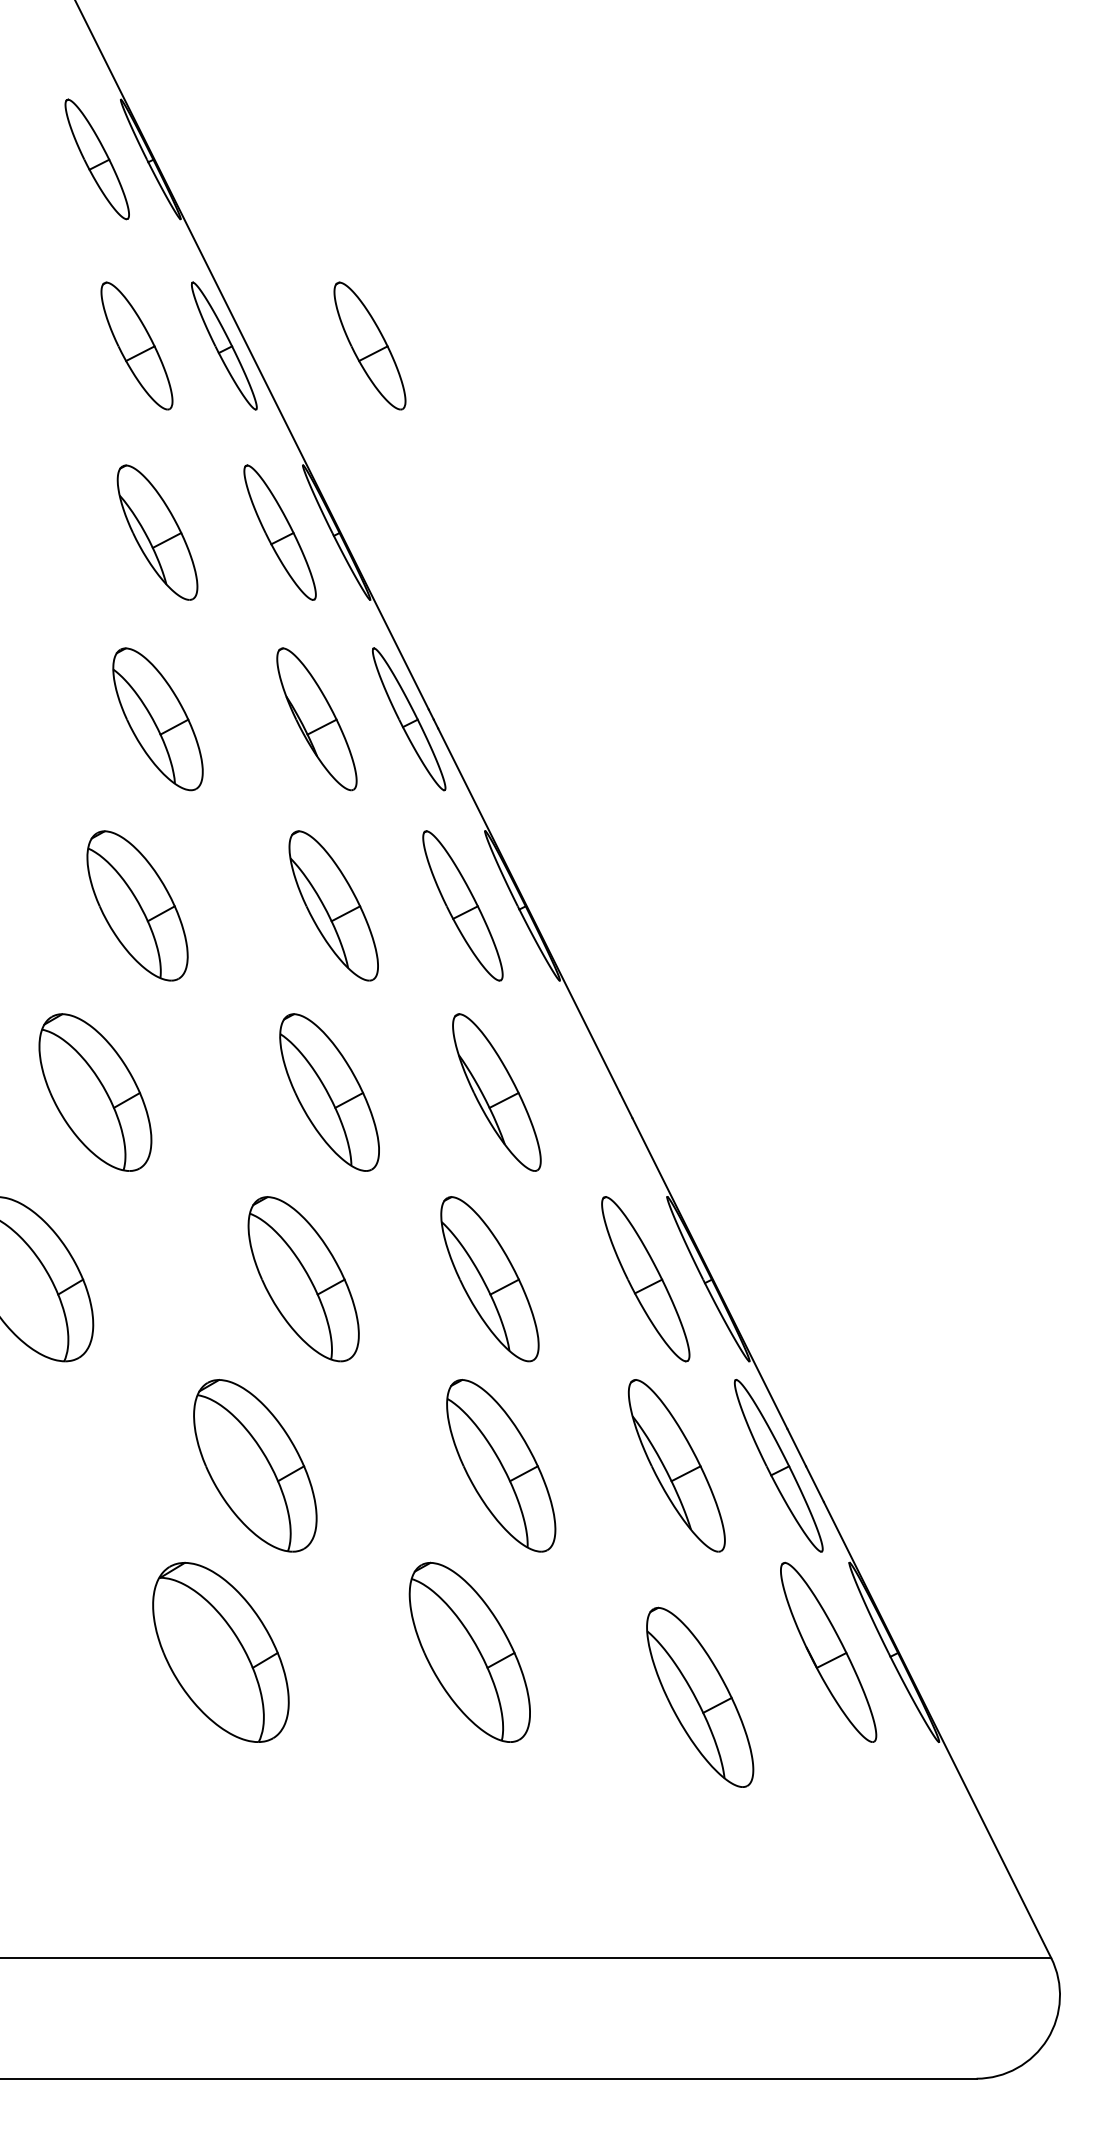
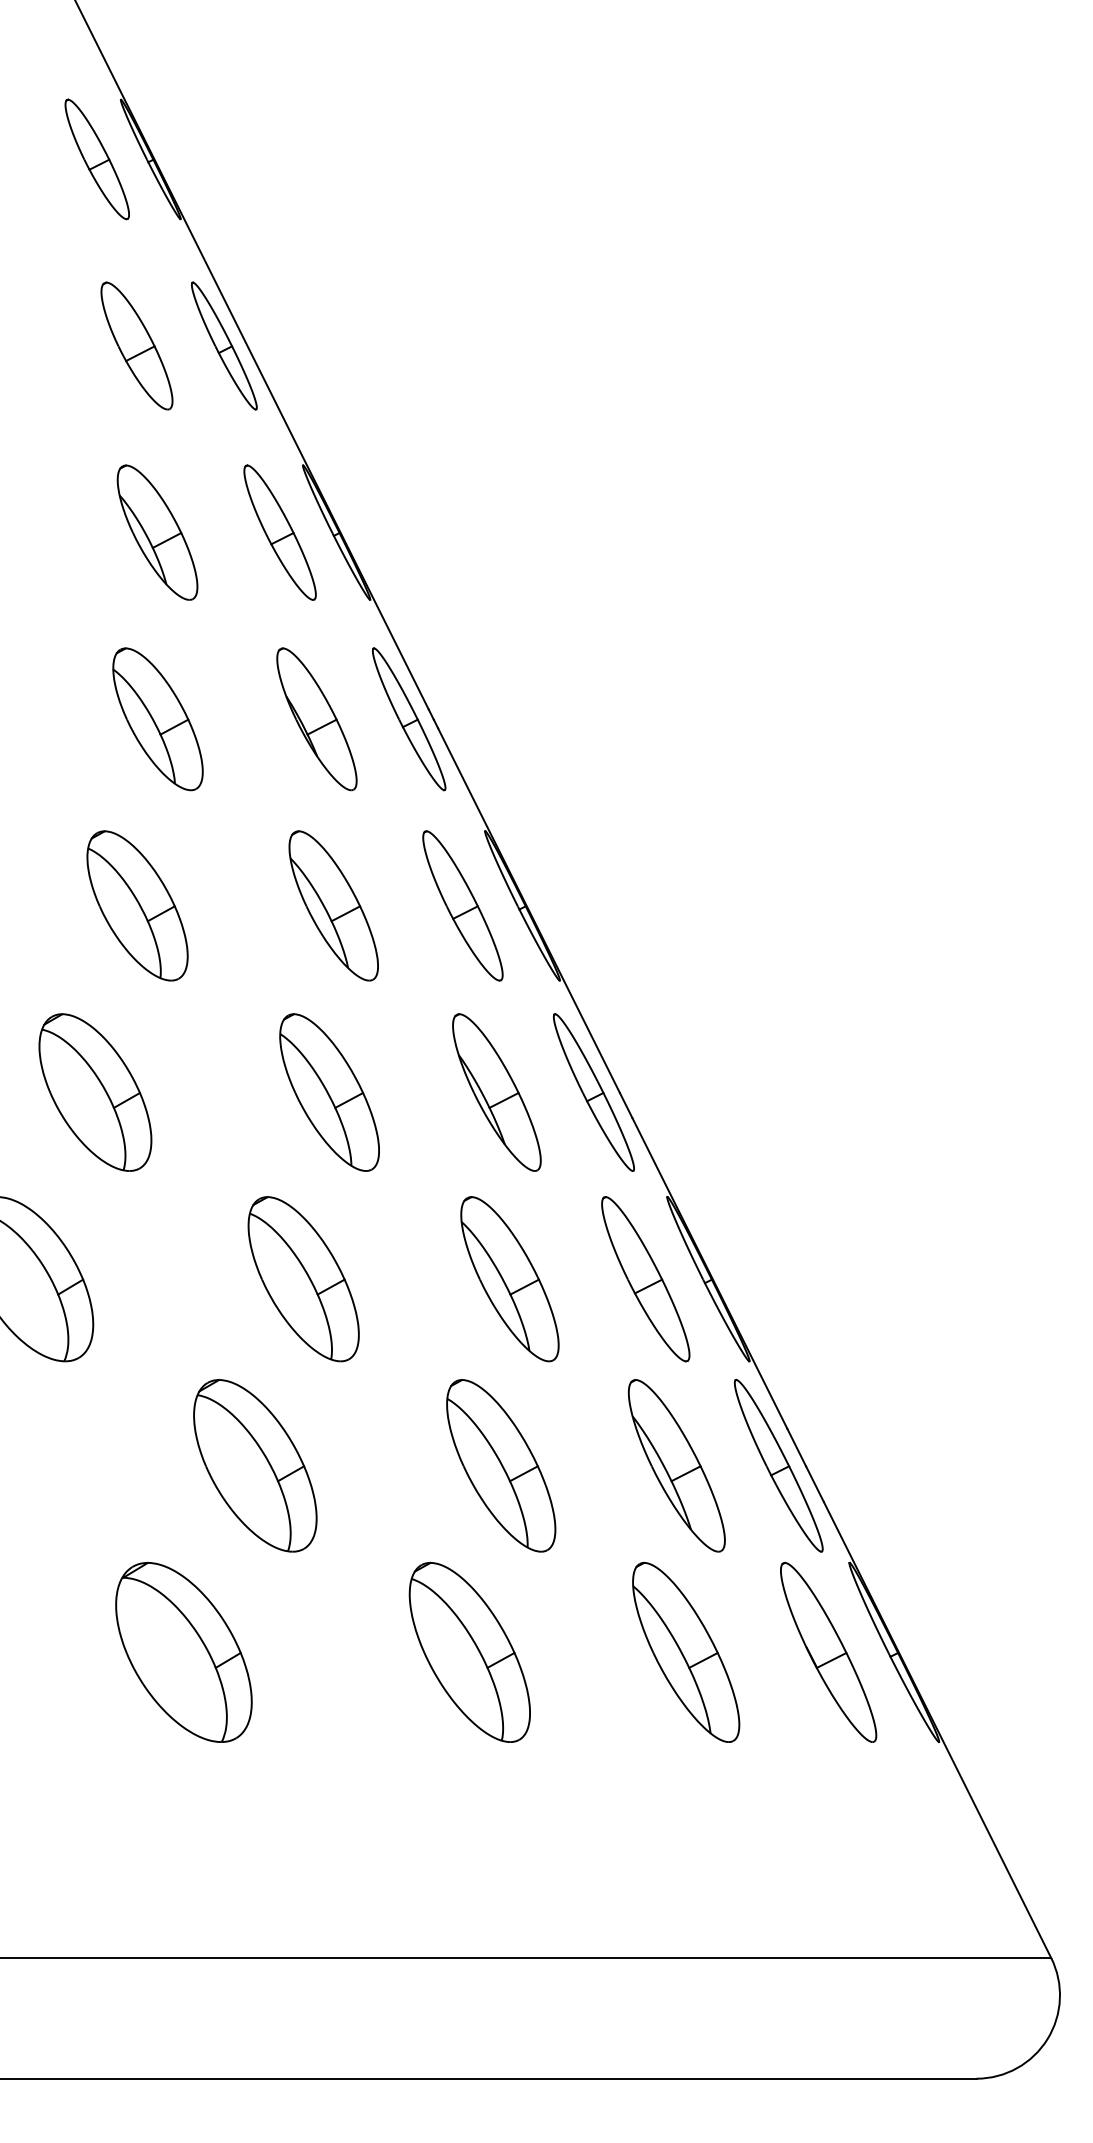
part: present -> none (369, 345)
part: none -> present (593, 1092)
part position: (489, 1279) -> (509, 1279) (509, 1279)
part position: (220, 1651) -> (183, 1651) (183, 1651)
part position: (700, 1696) -> (686, 1651) (686, 1651)
